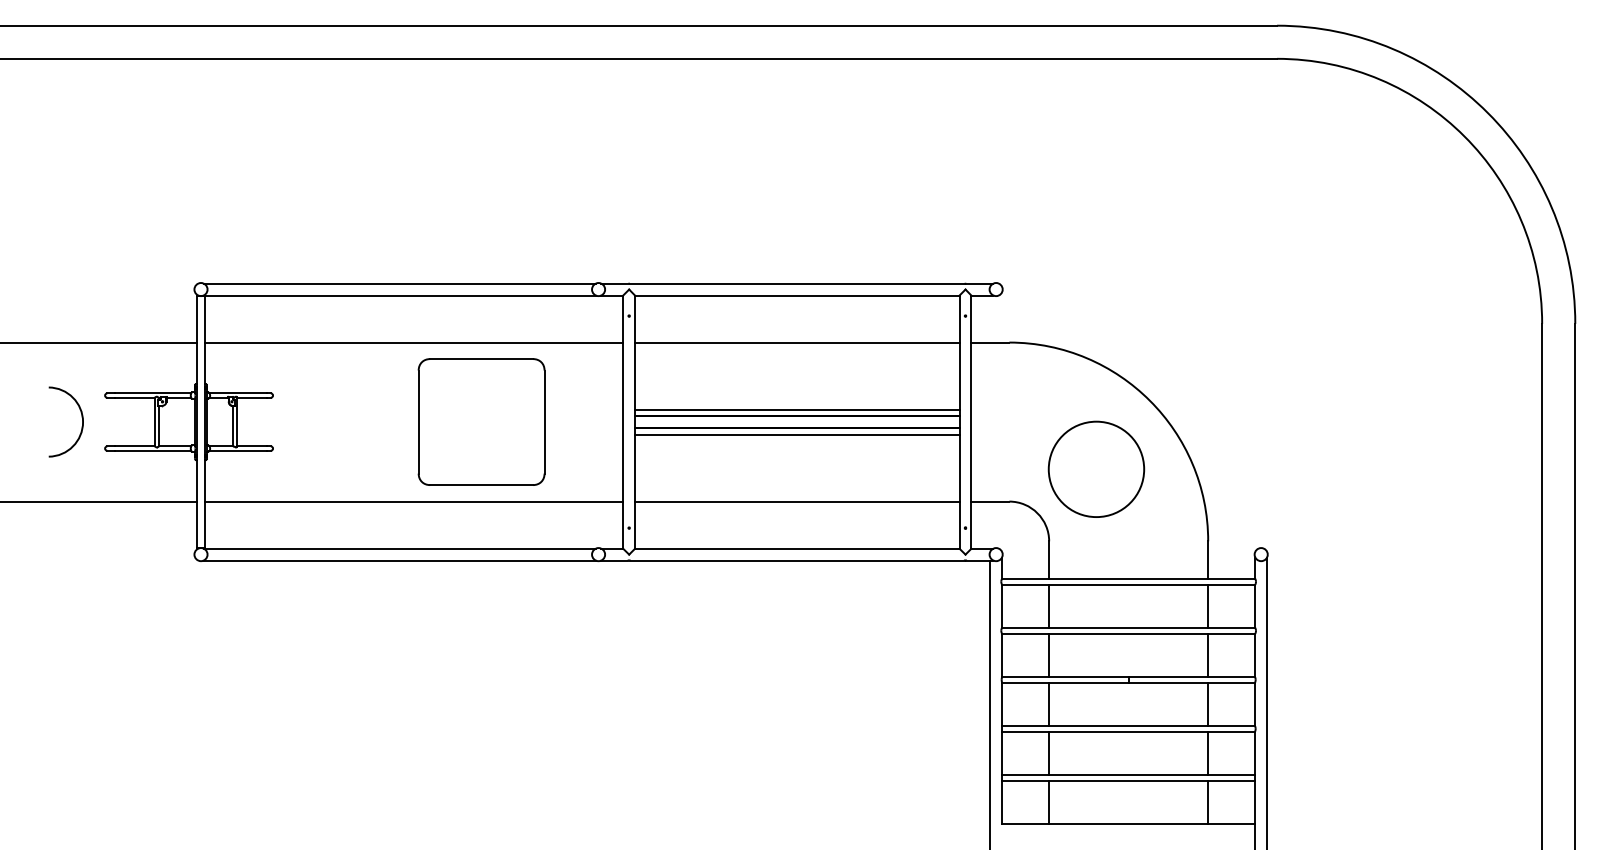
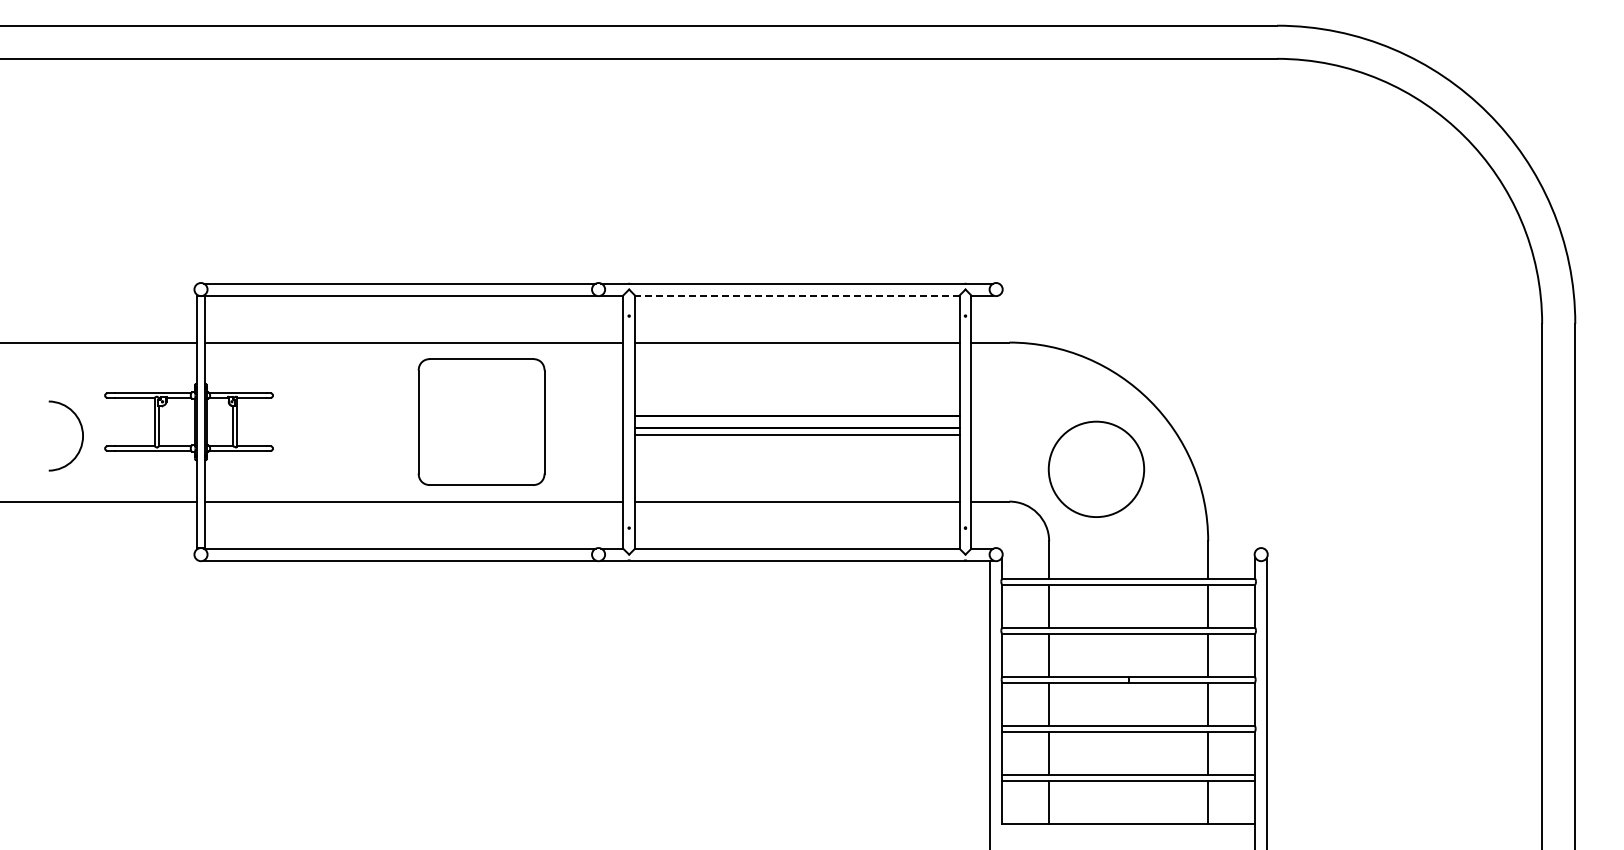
line: solid -> dashed (796, 295)
line: present -> none (797, 409)
arc position: (81, 417) -> (81, 431) (81, 431)
